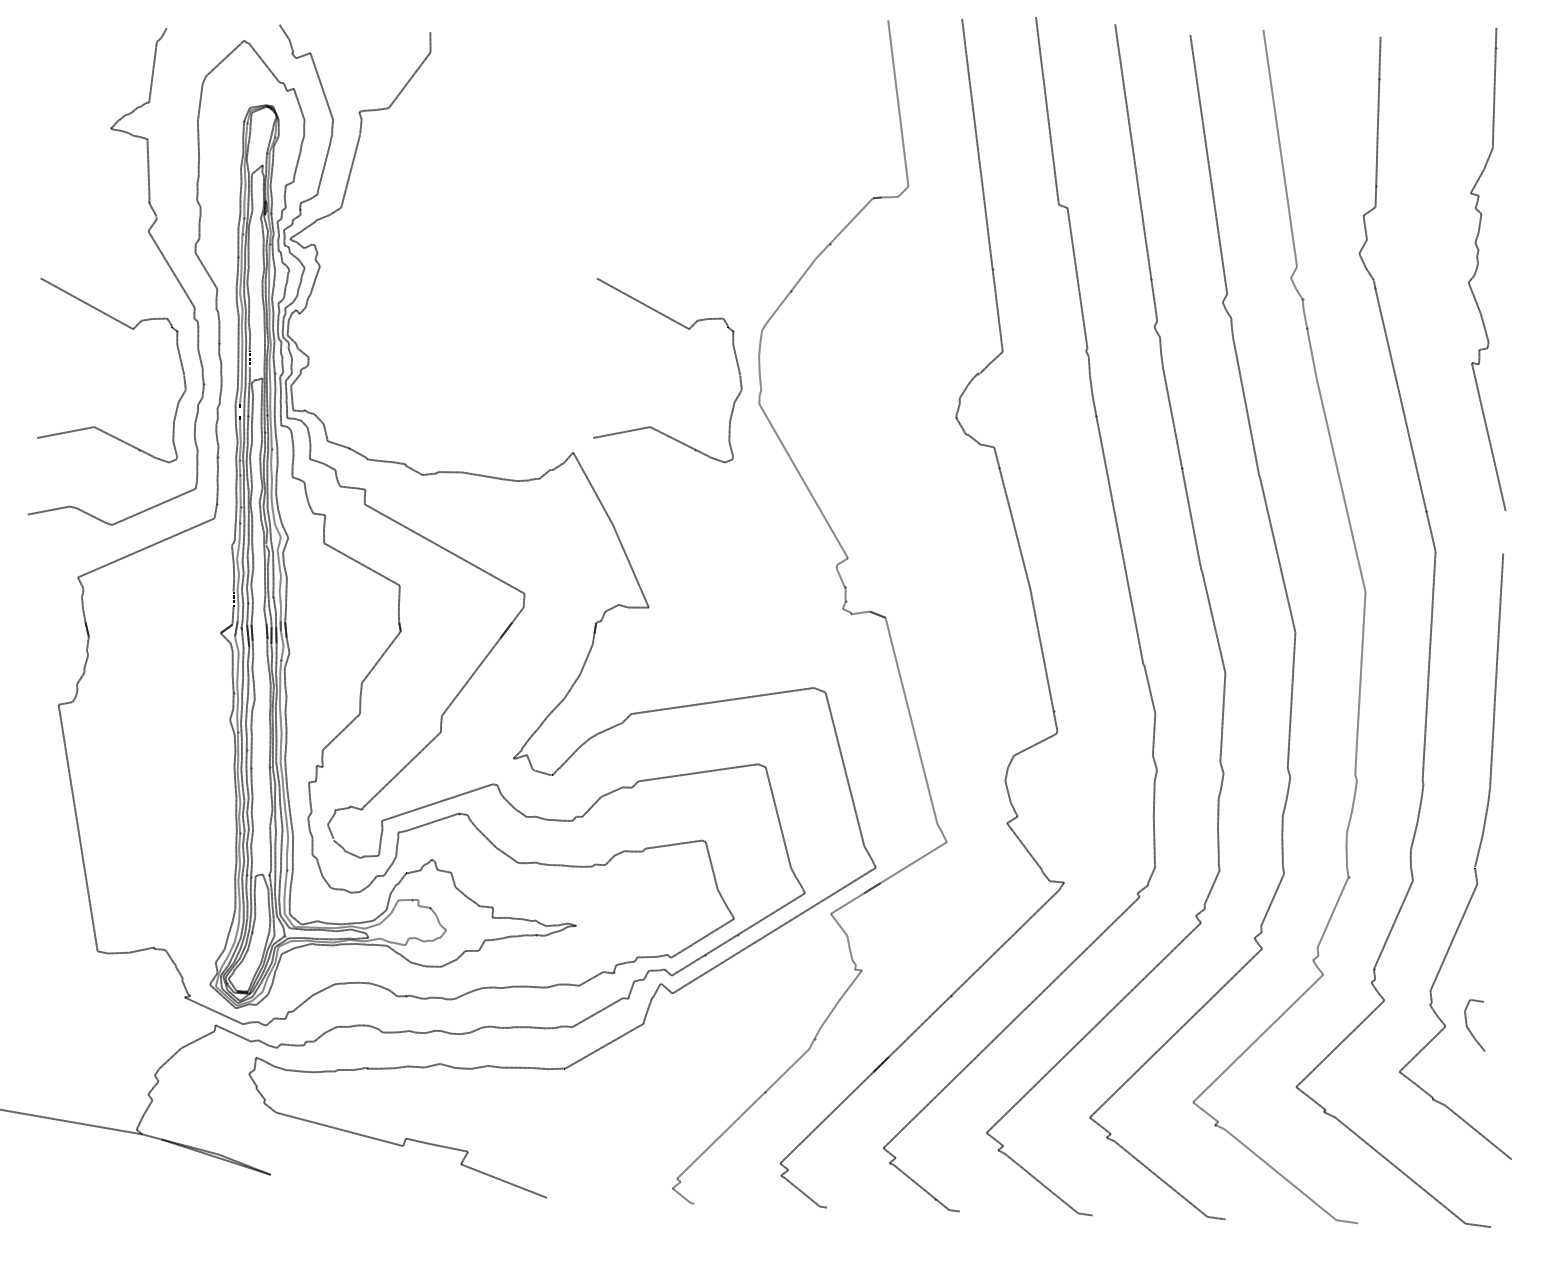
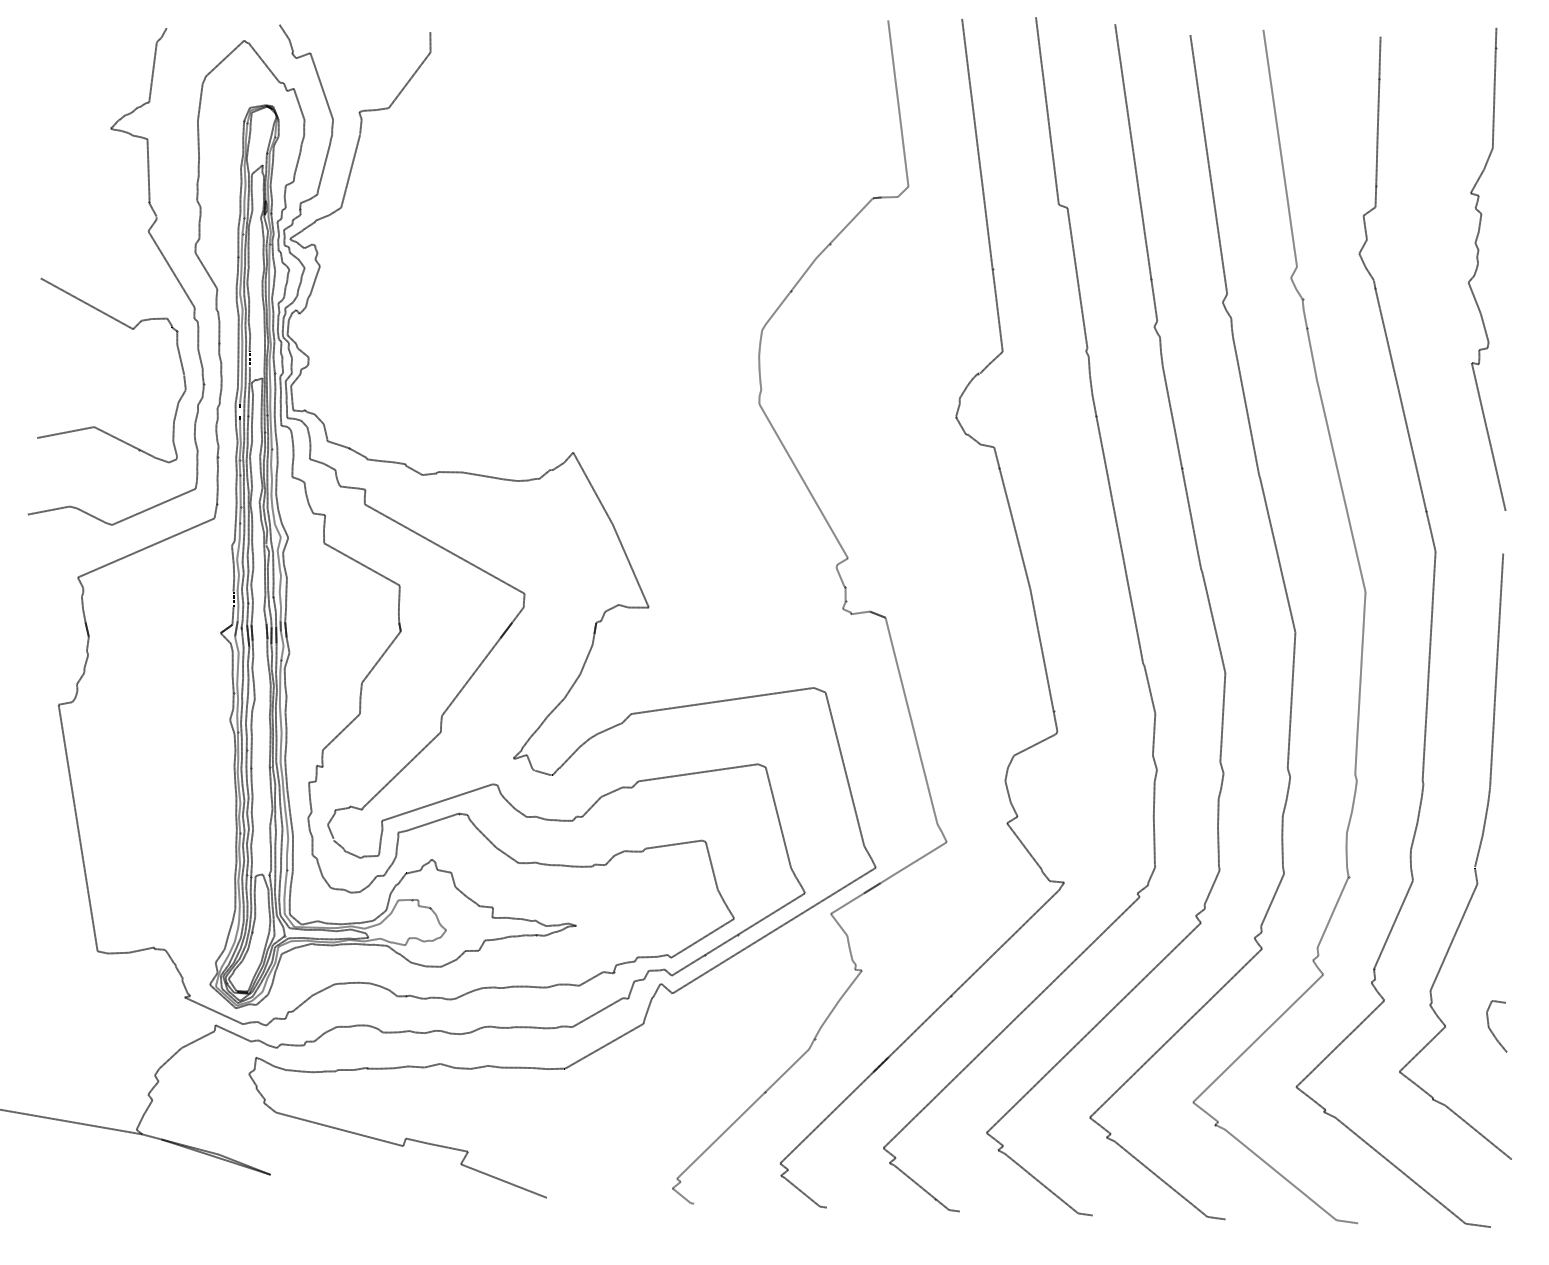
curve: present -> none (687, 329)
curve position: (1469, 1028) -> (1491, 1029) (1491, 1029)
